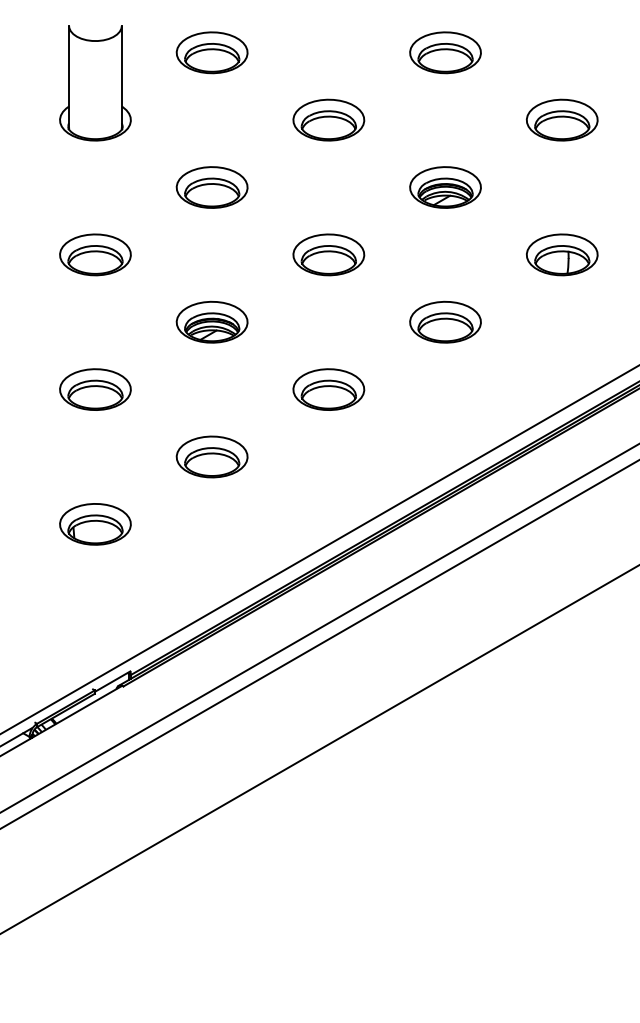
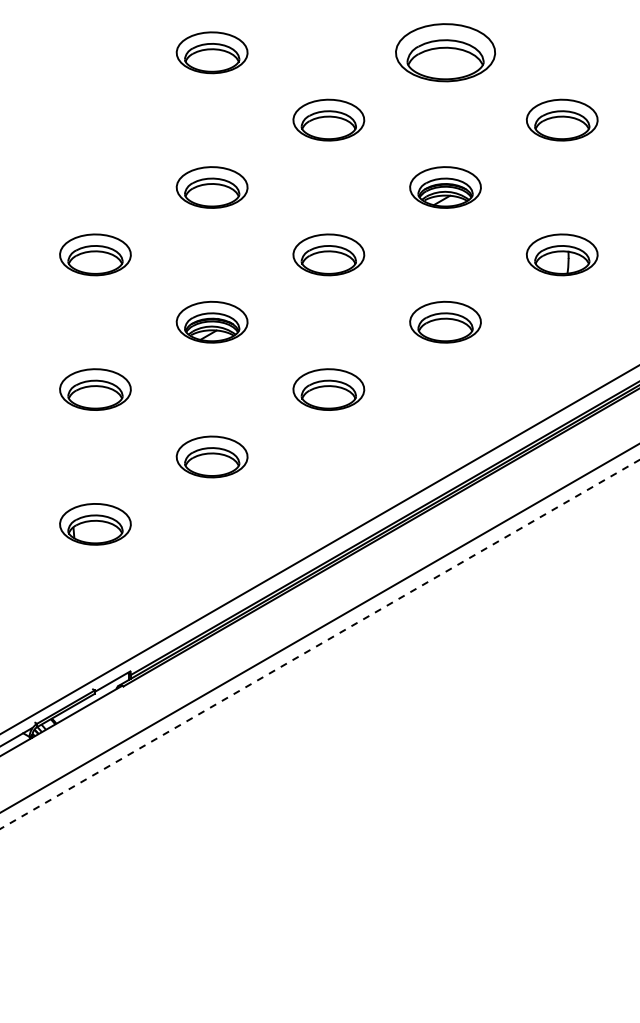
part size: 73x44 px -> 101x60 px (445, 52)
part: present -> none (95, 83)
line: solid -> dashed (320, 644)
line: present -> none (319, 749)
